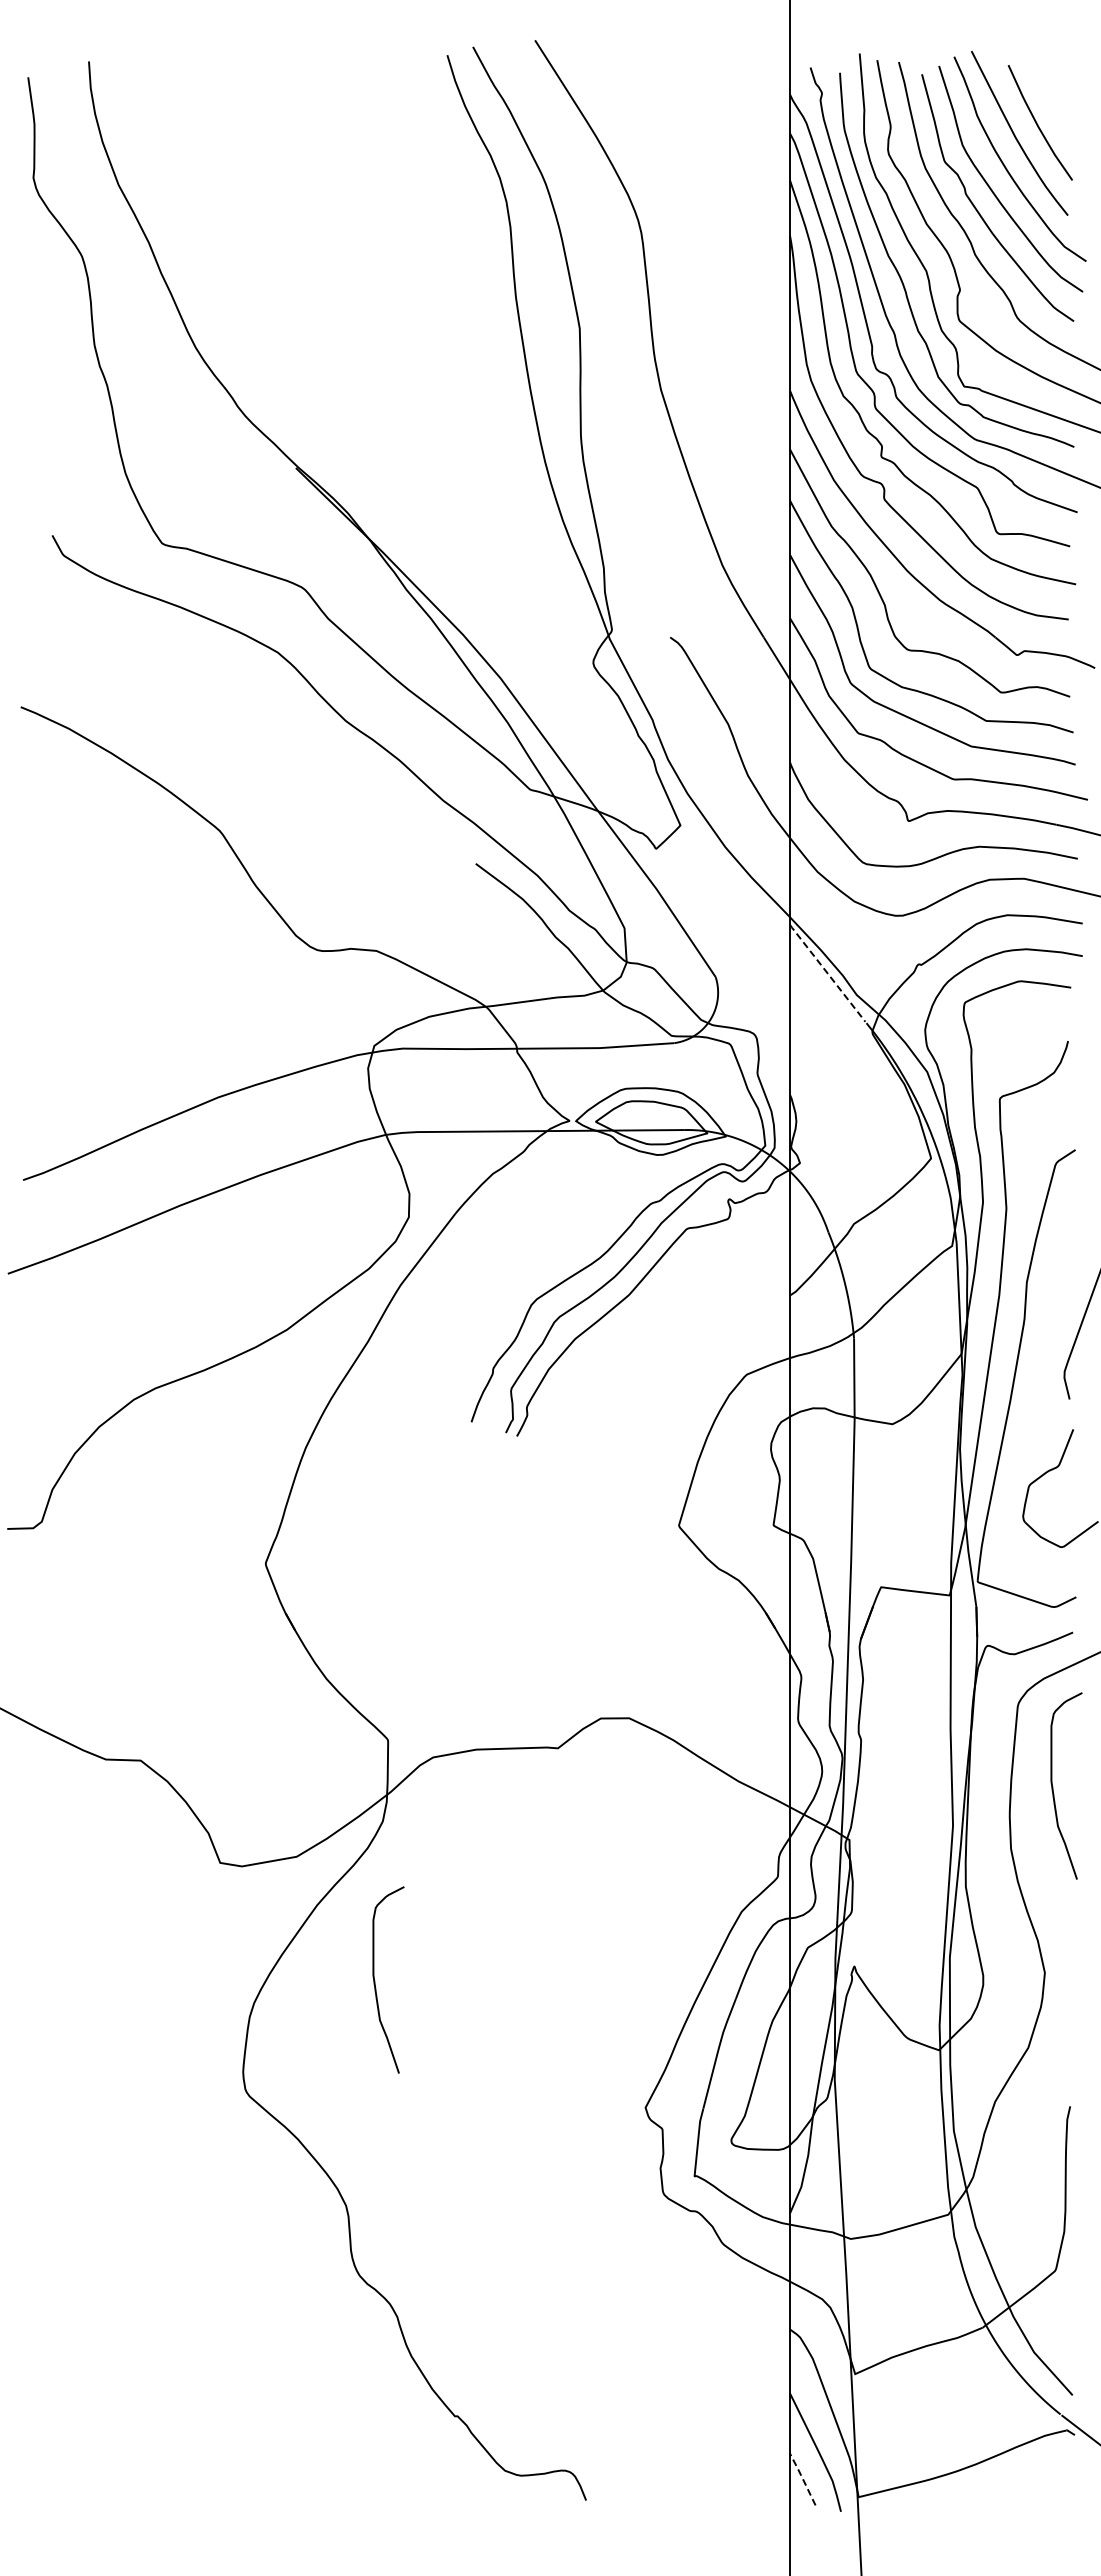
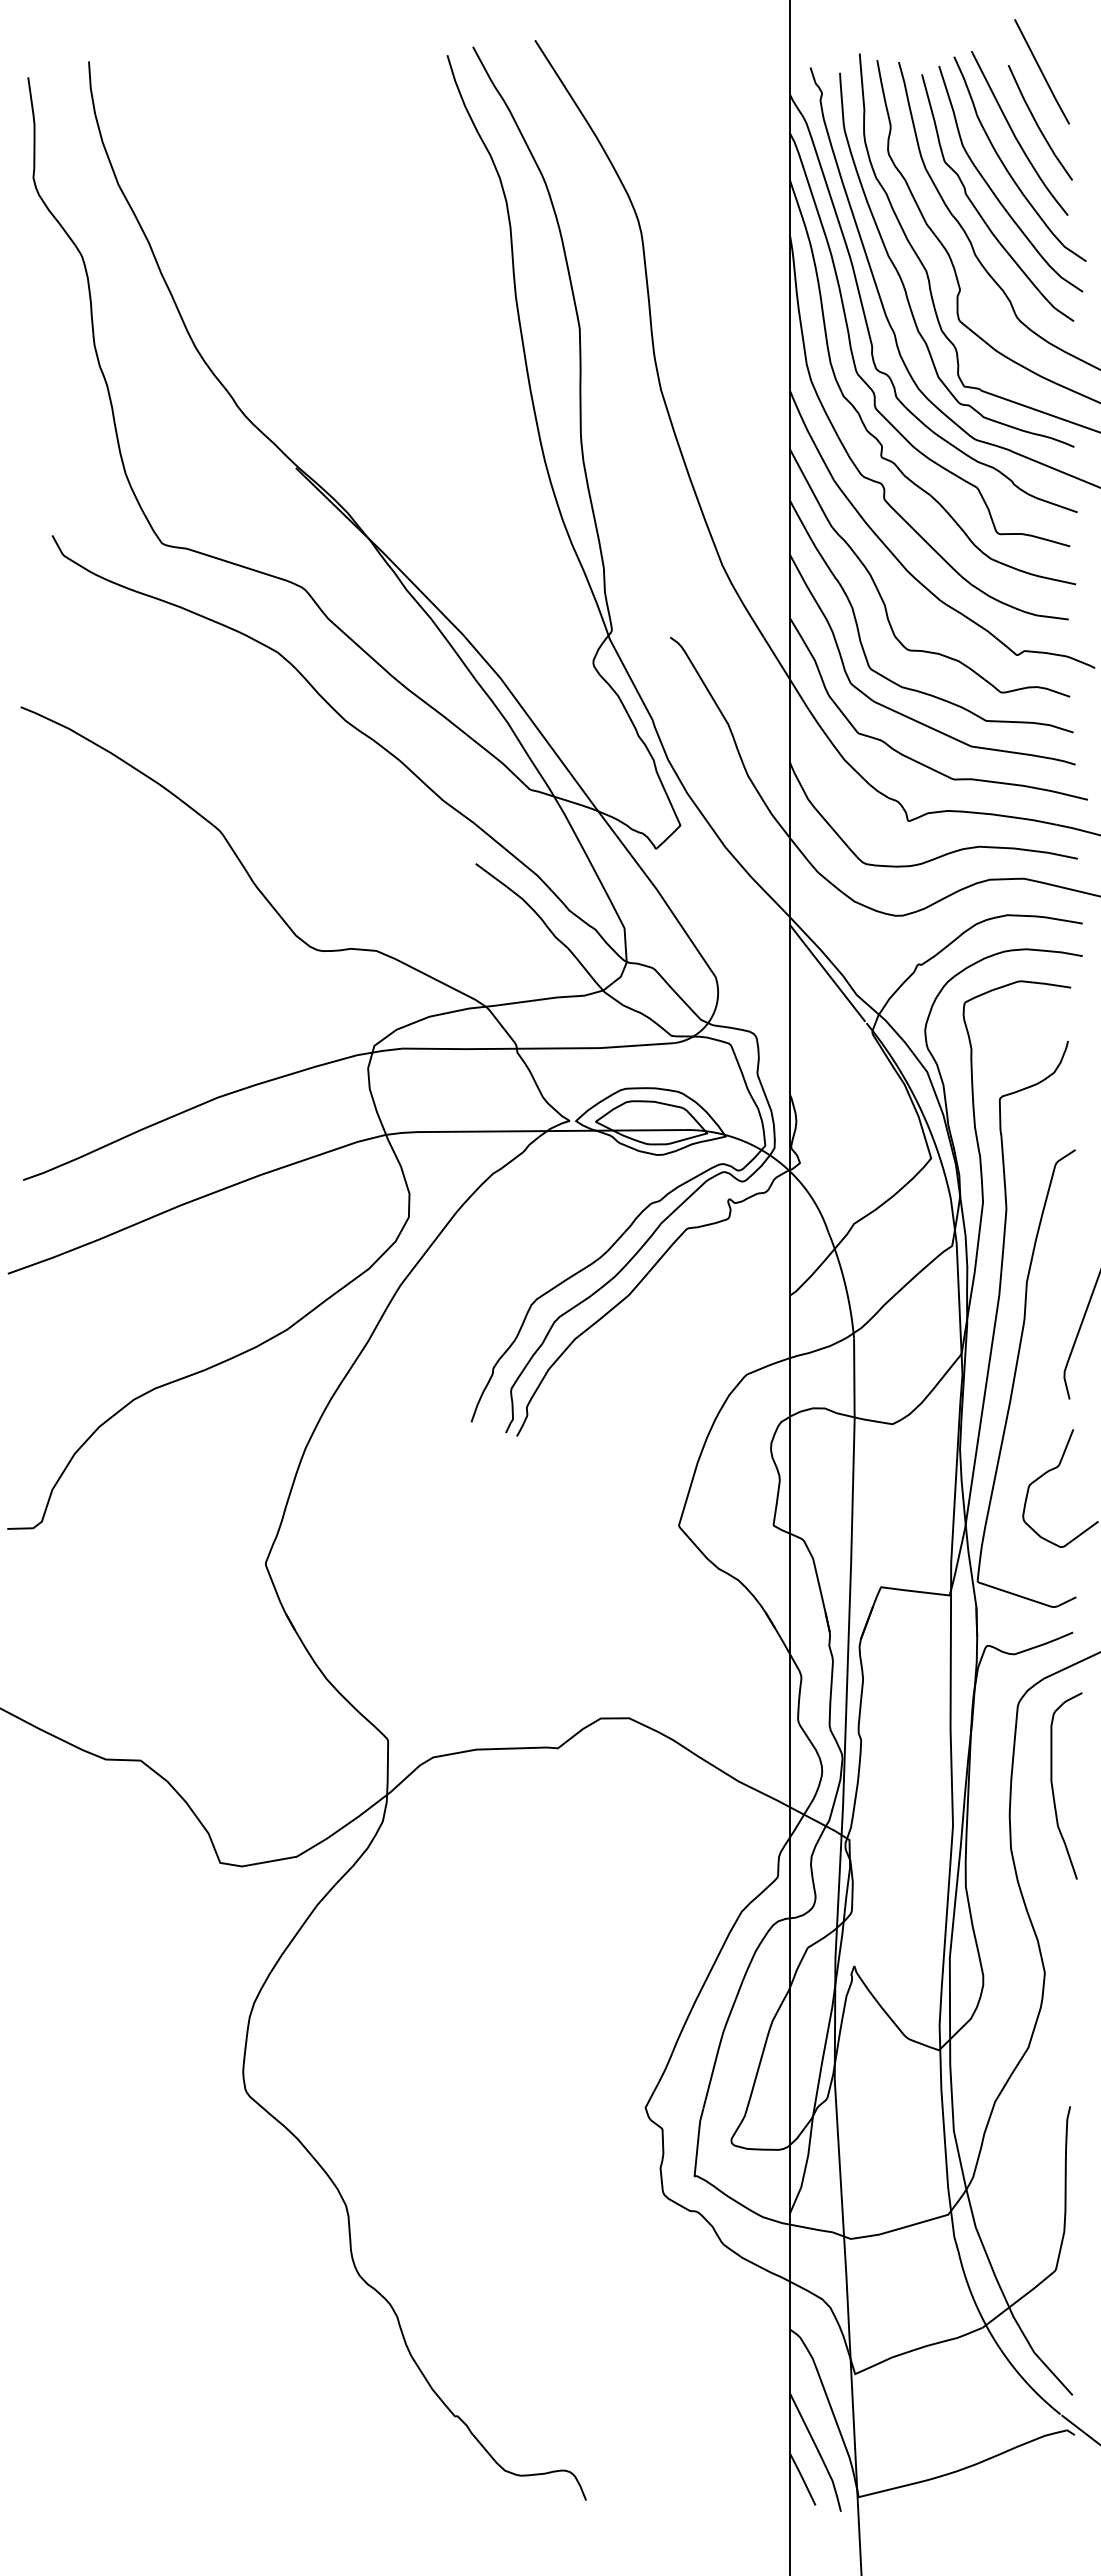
line: none -> present (1041, 71)
line: dashed -> solid (827, 973)
curve: present -> none (375, 1980)
line: dashed -> solid (802, 2478)
